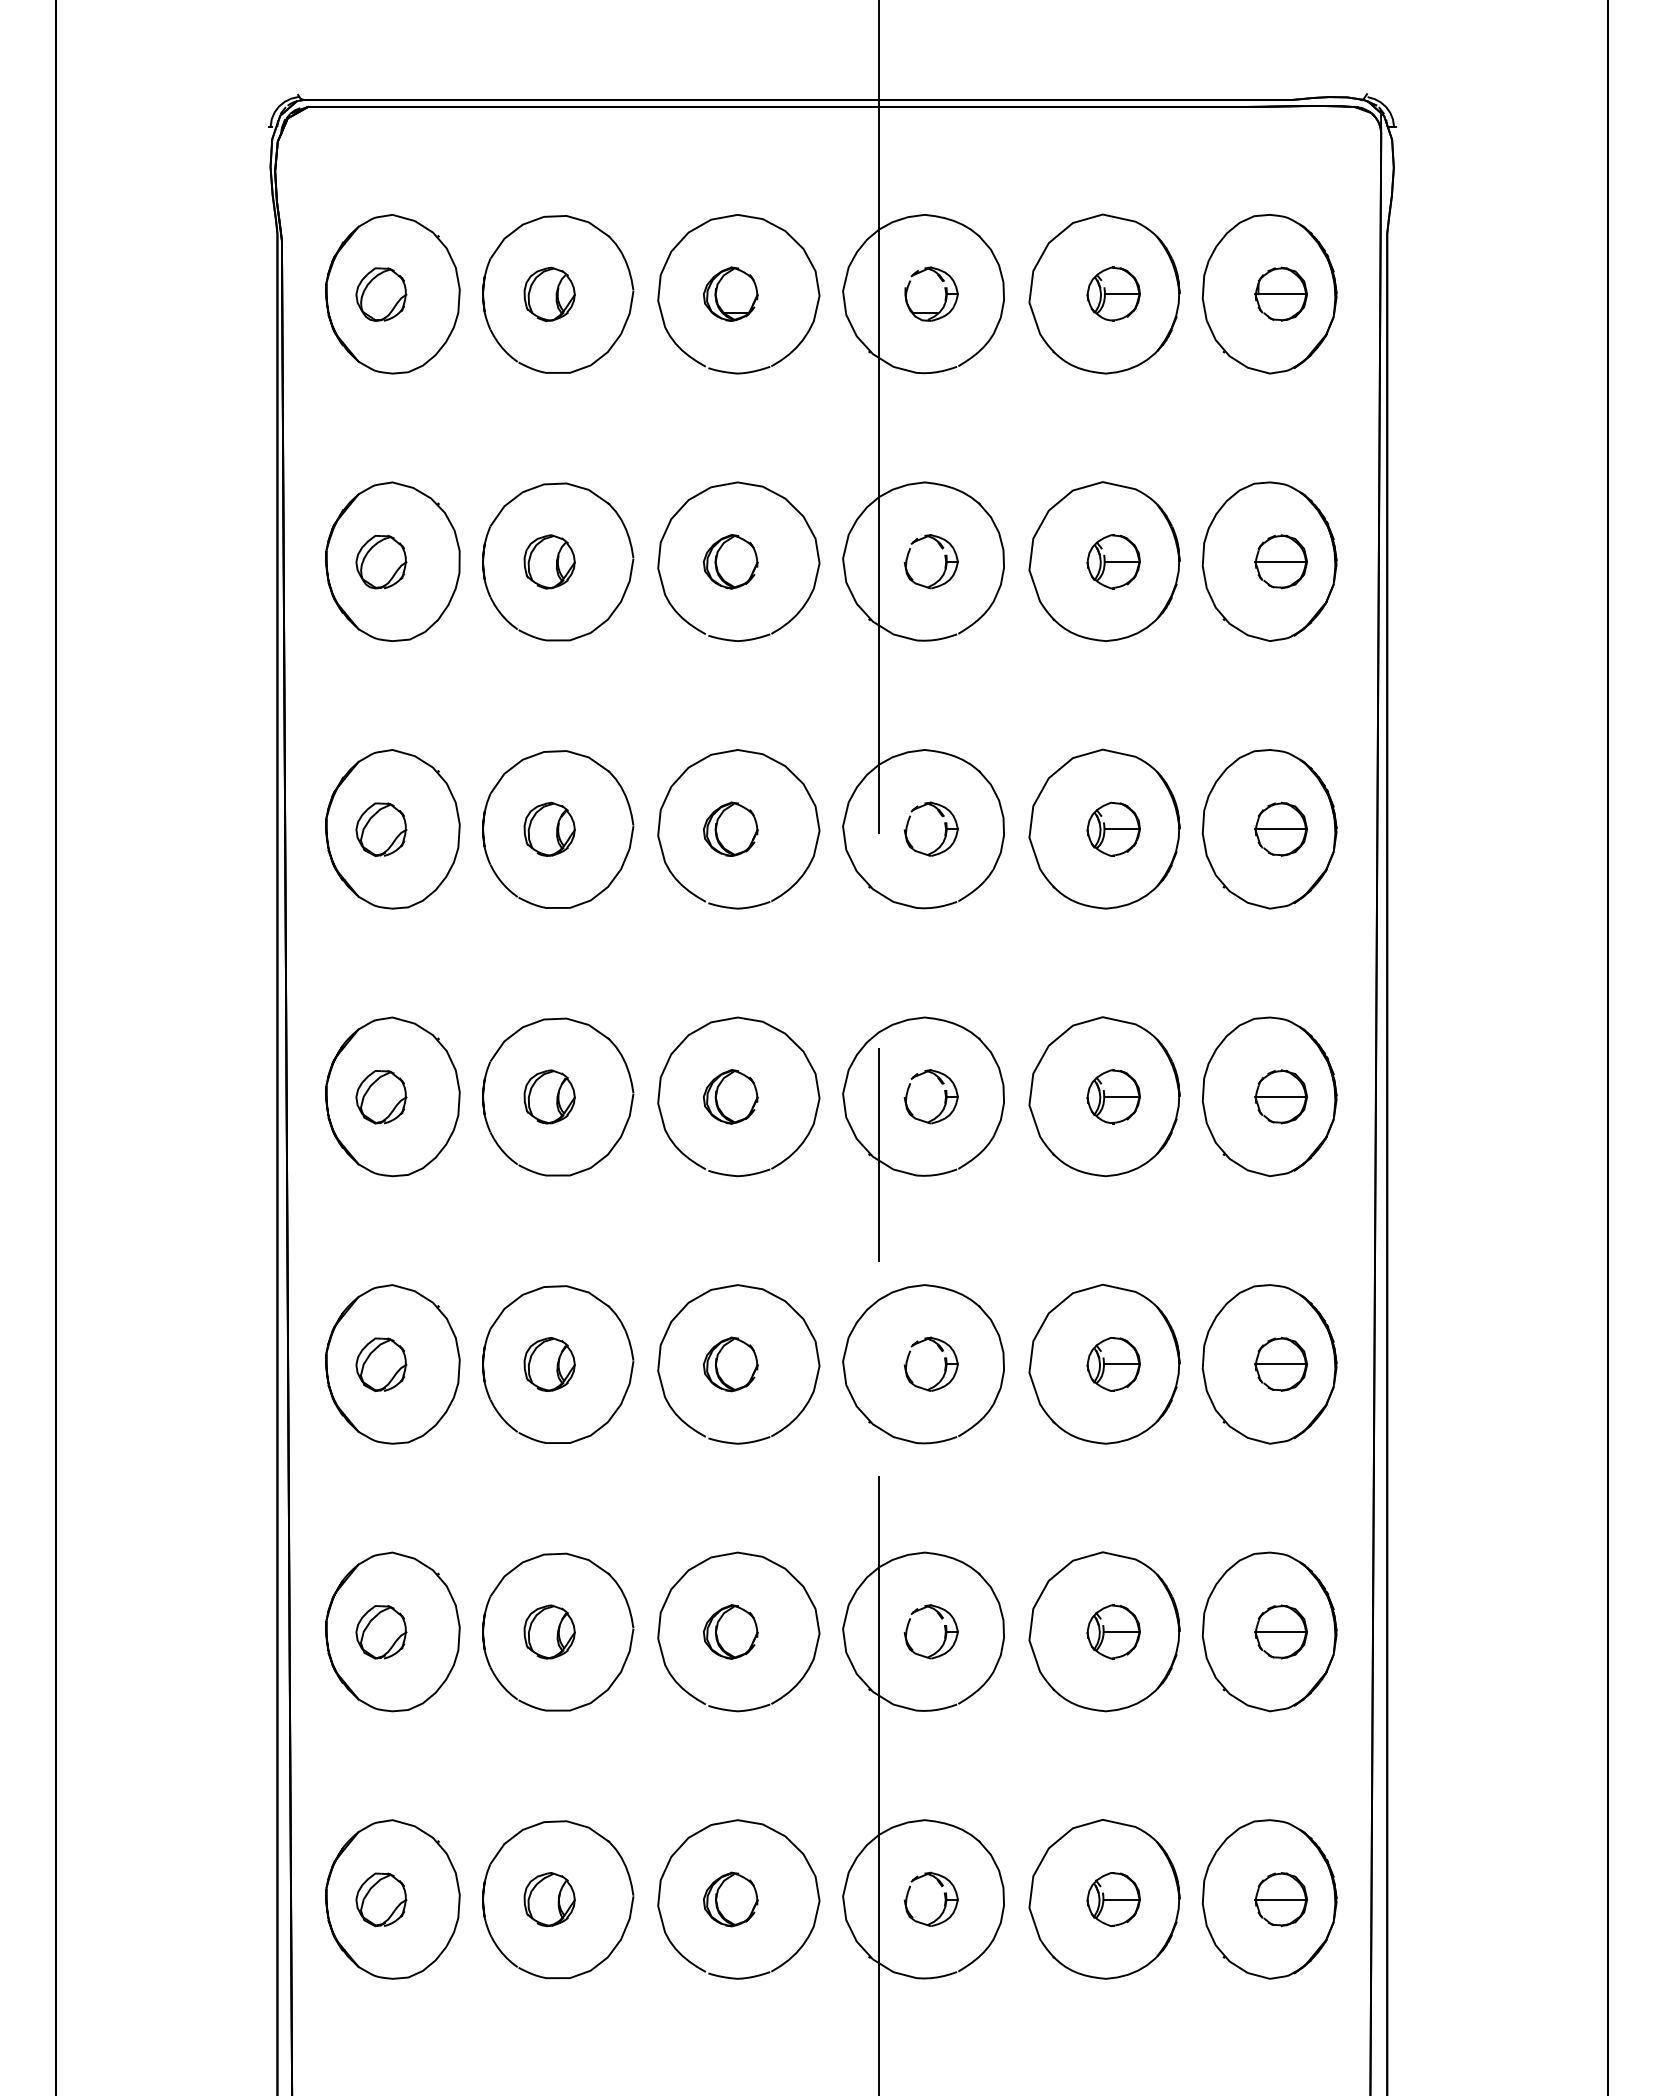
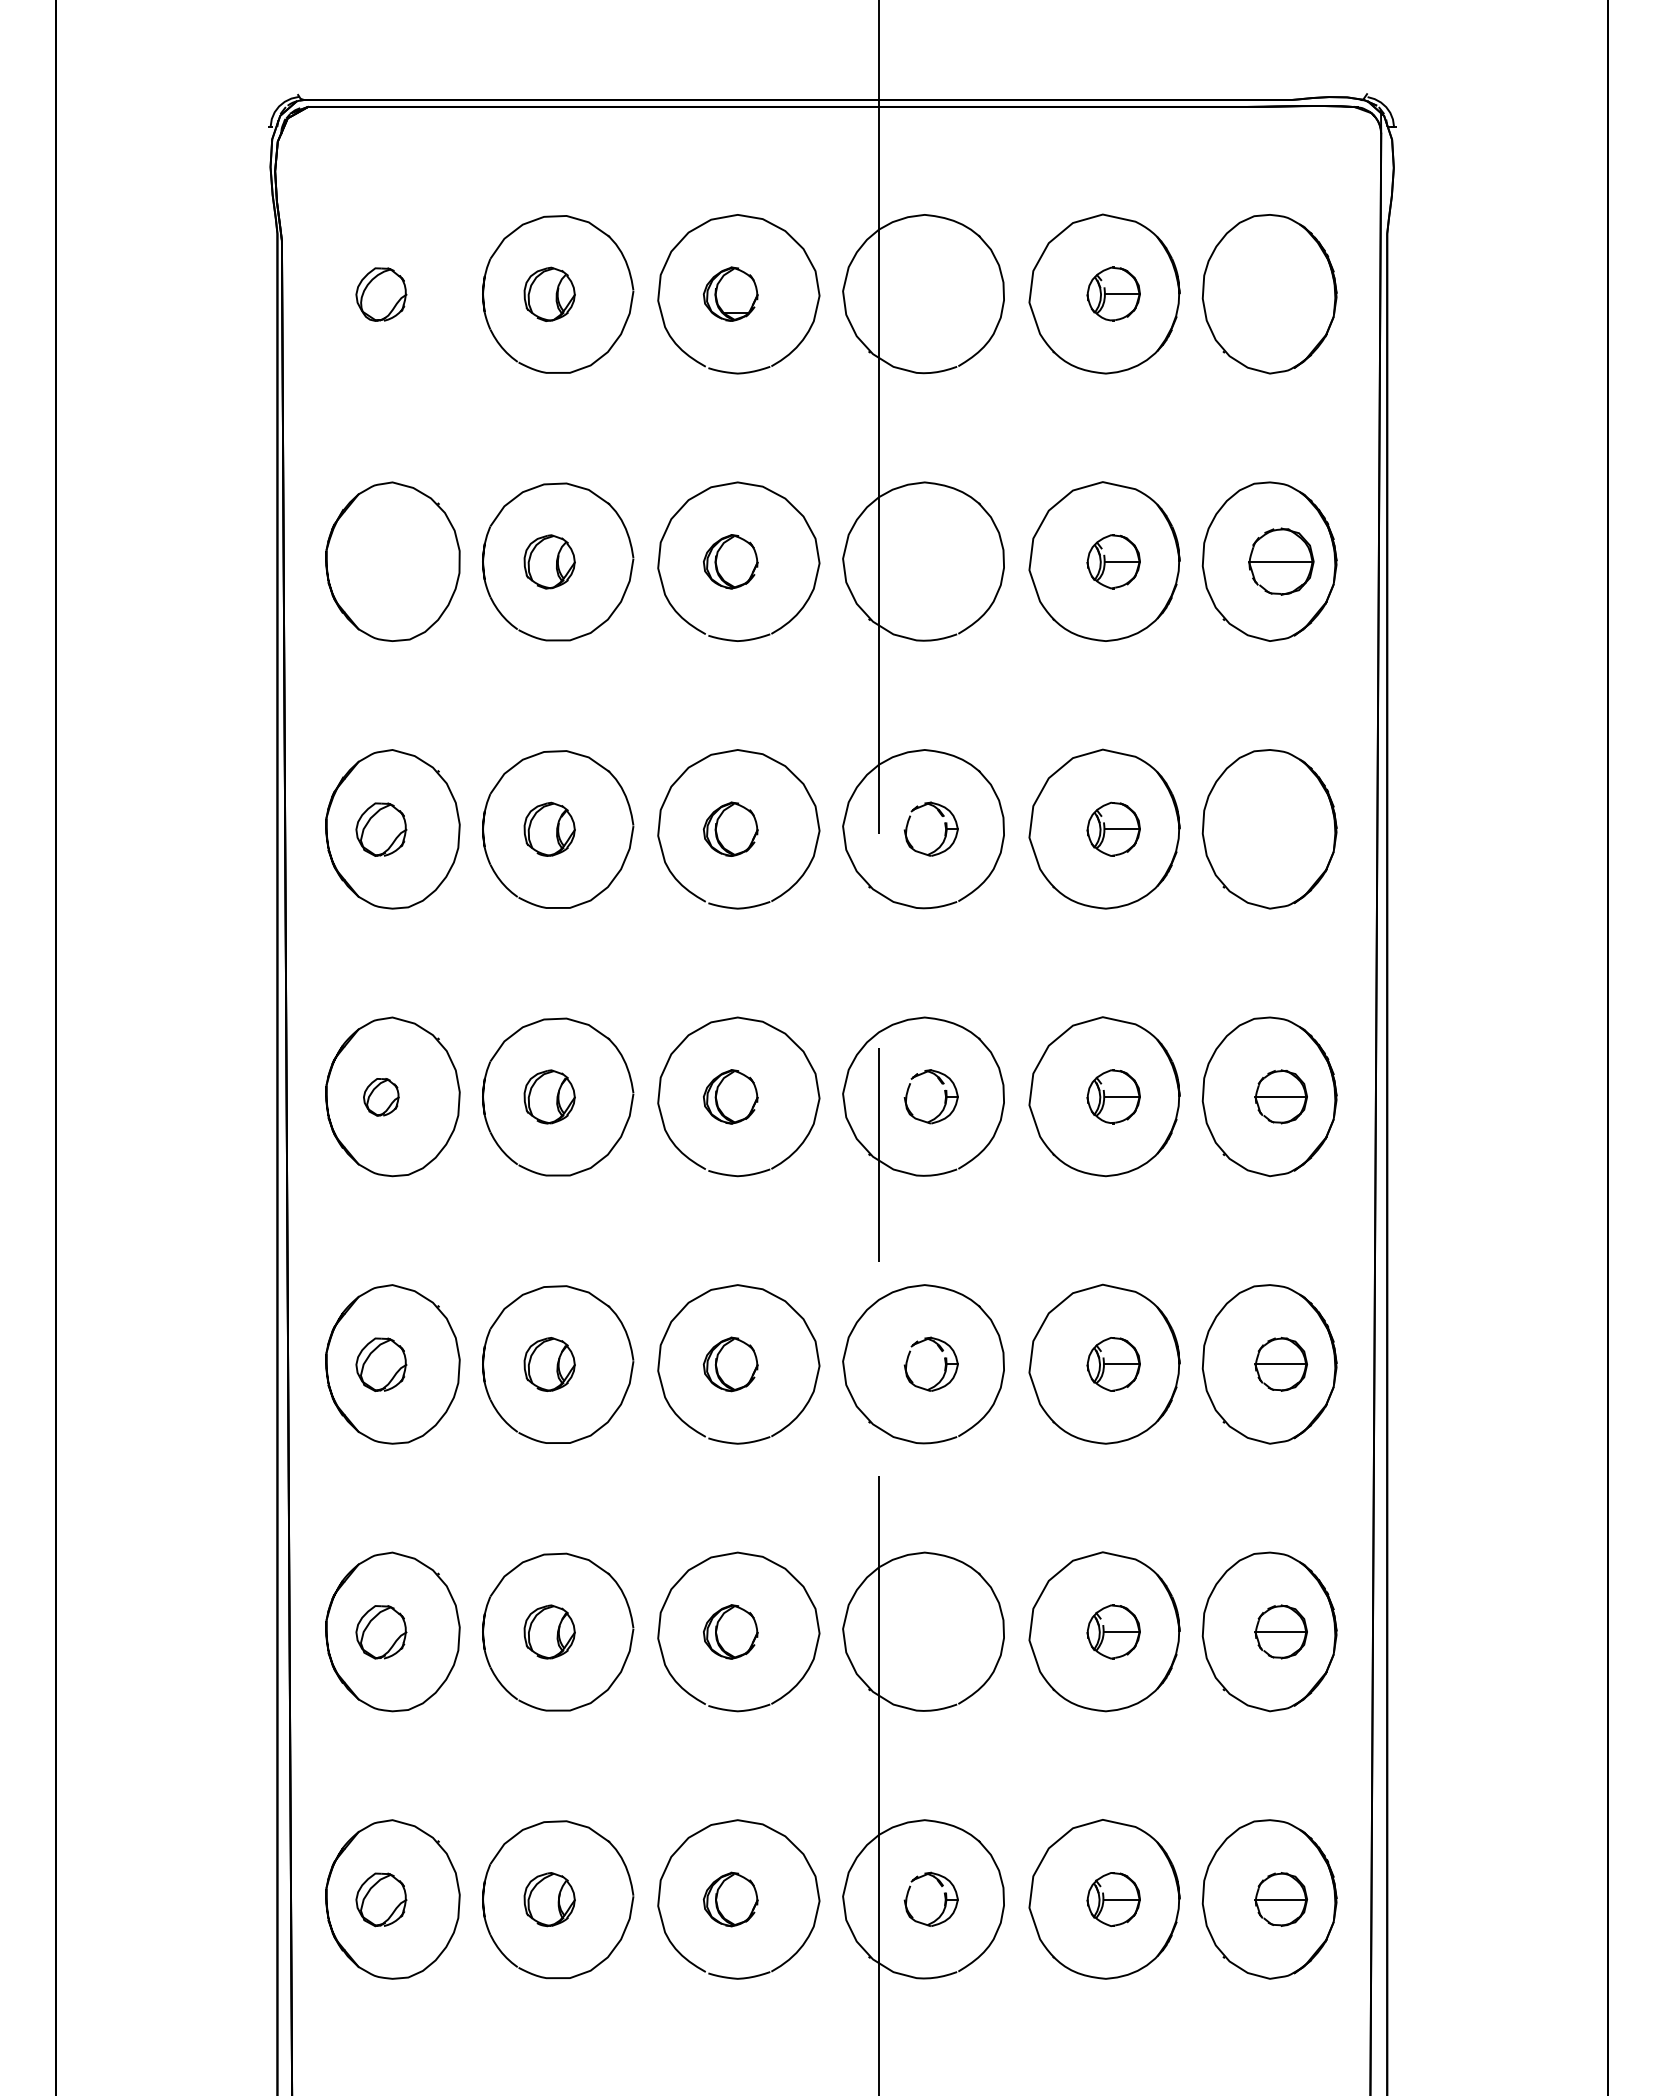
part: present -> none (944, 290)
part: present -> none (1280, 293)
part: present -> none (392, 294)
part: present -> none (944, 558)
part size: 54x56 px -> 67x69 px (1281, 561)
part: present -> none (381, 562)
part: present -> none (1280, 828)
part size: 53x55 px -> 37x39 px (381, 1097)
part: present -> none (944, 1631)
